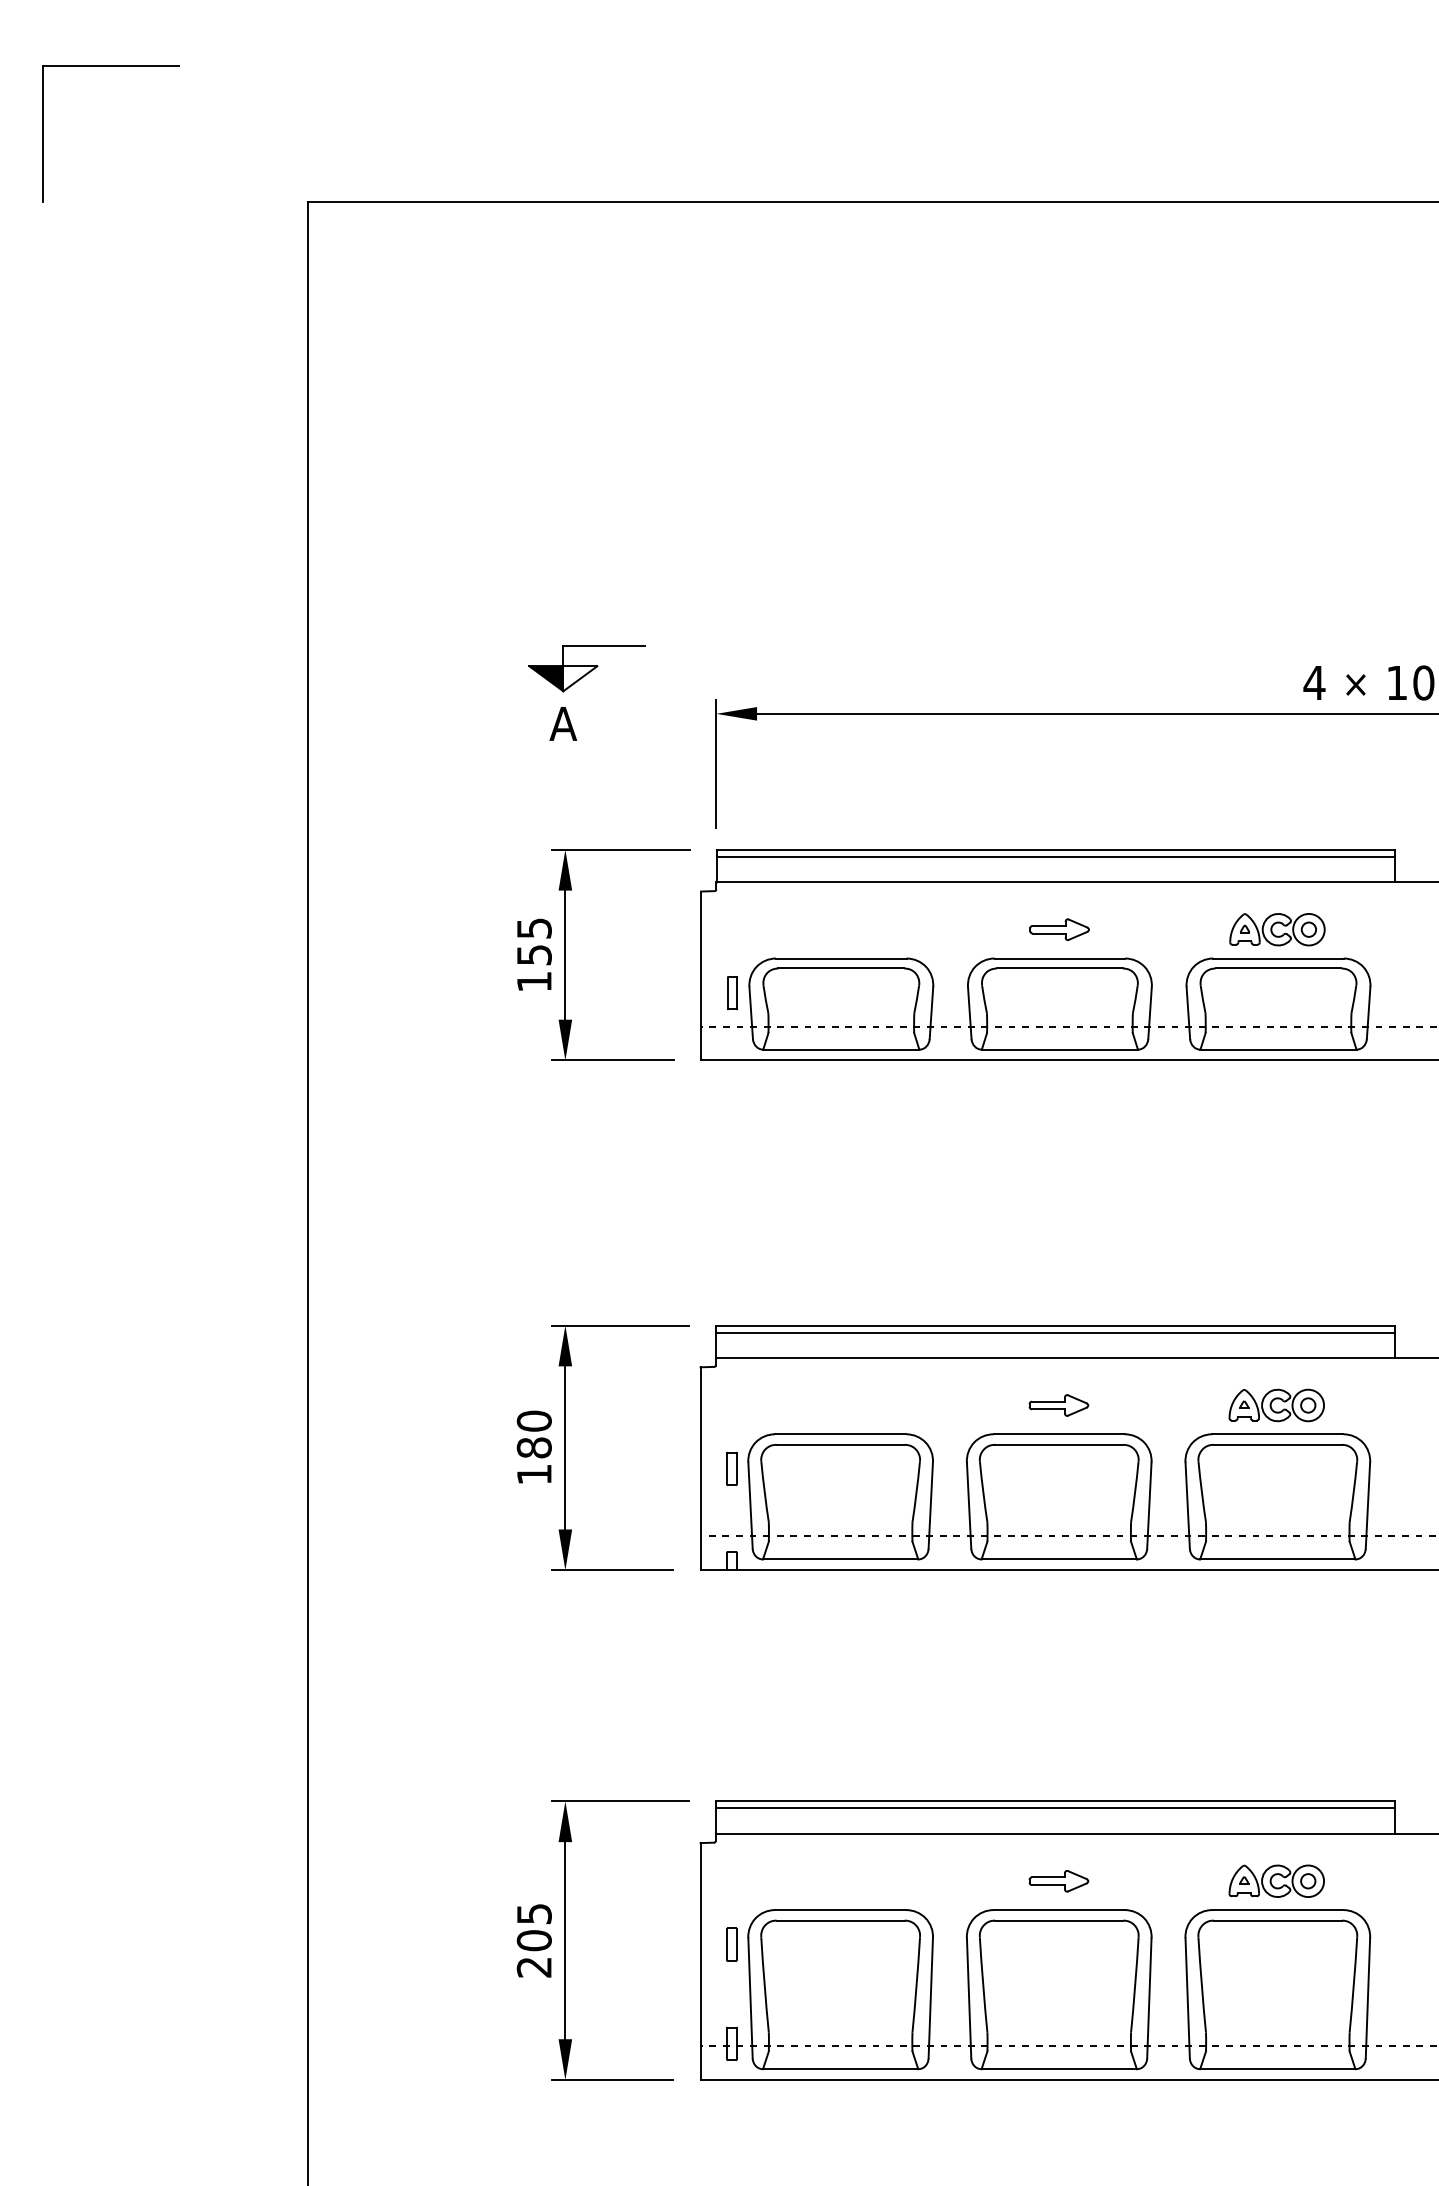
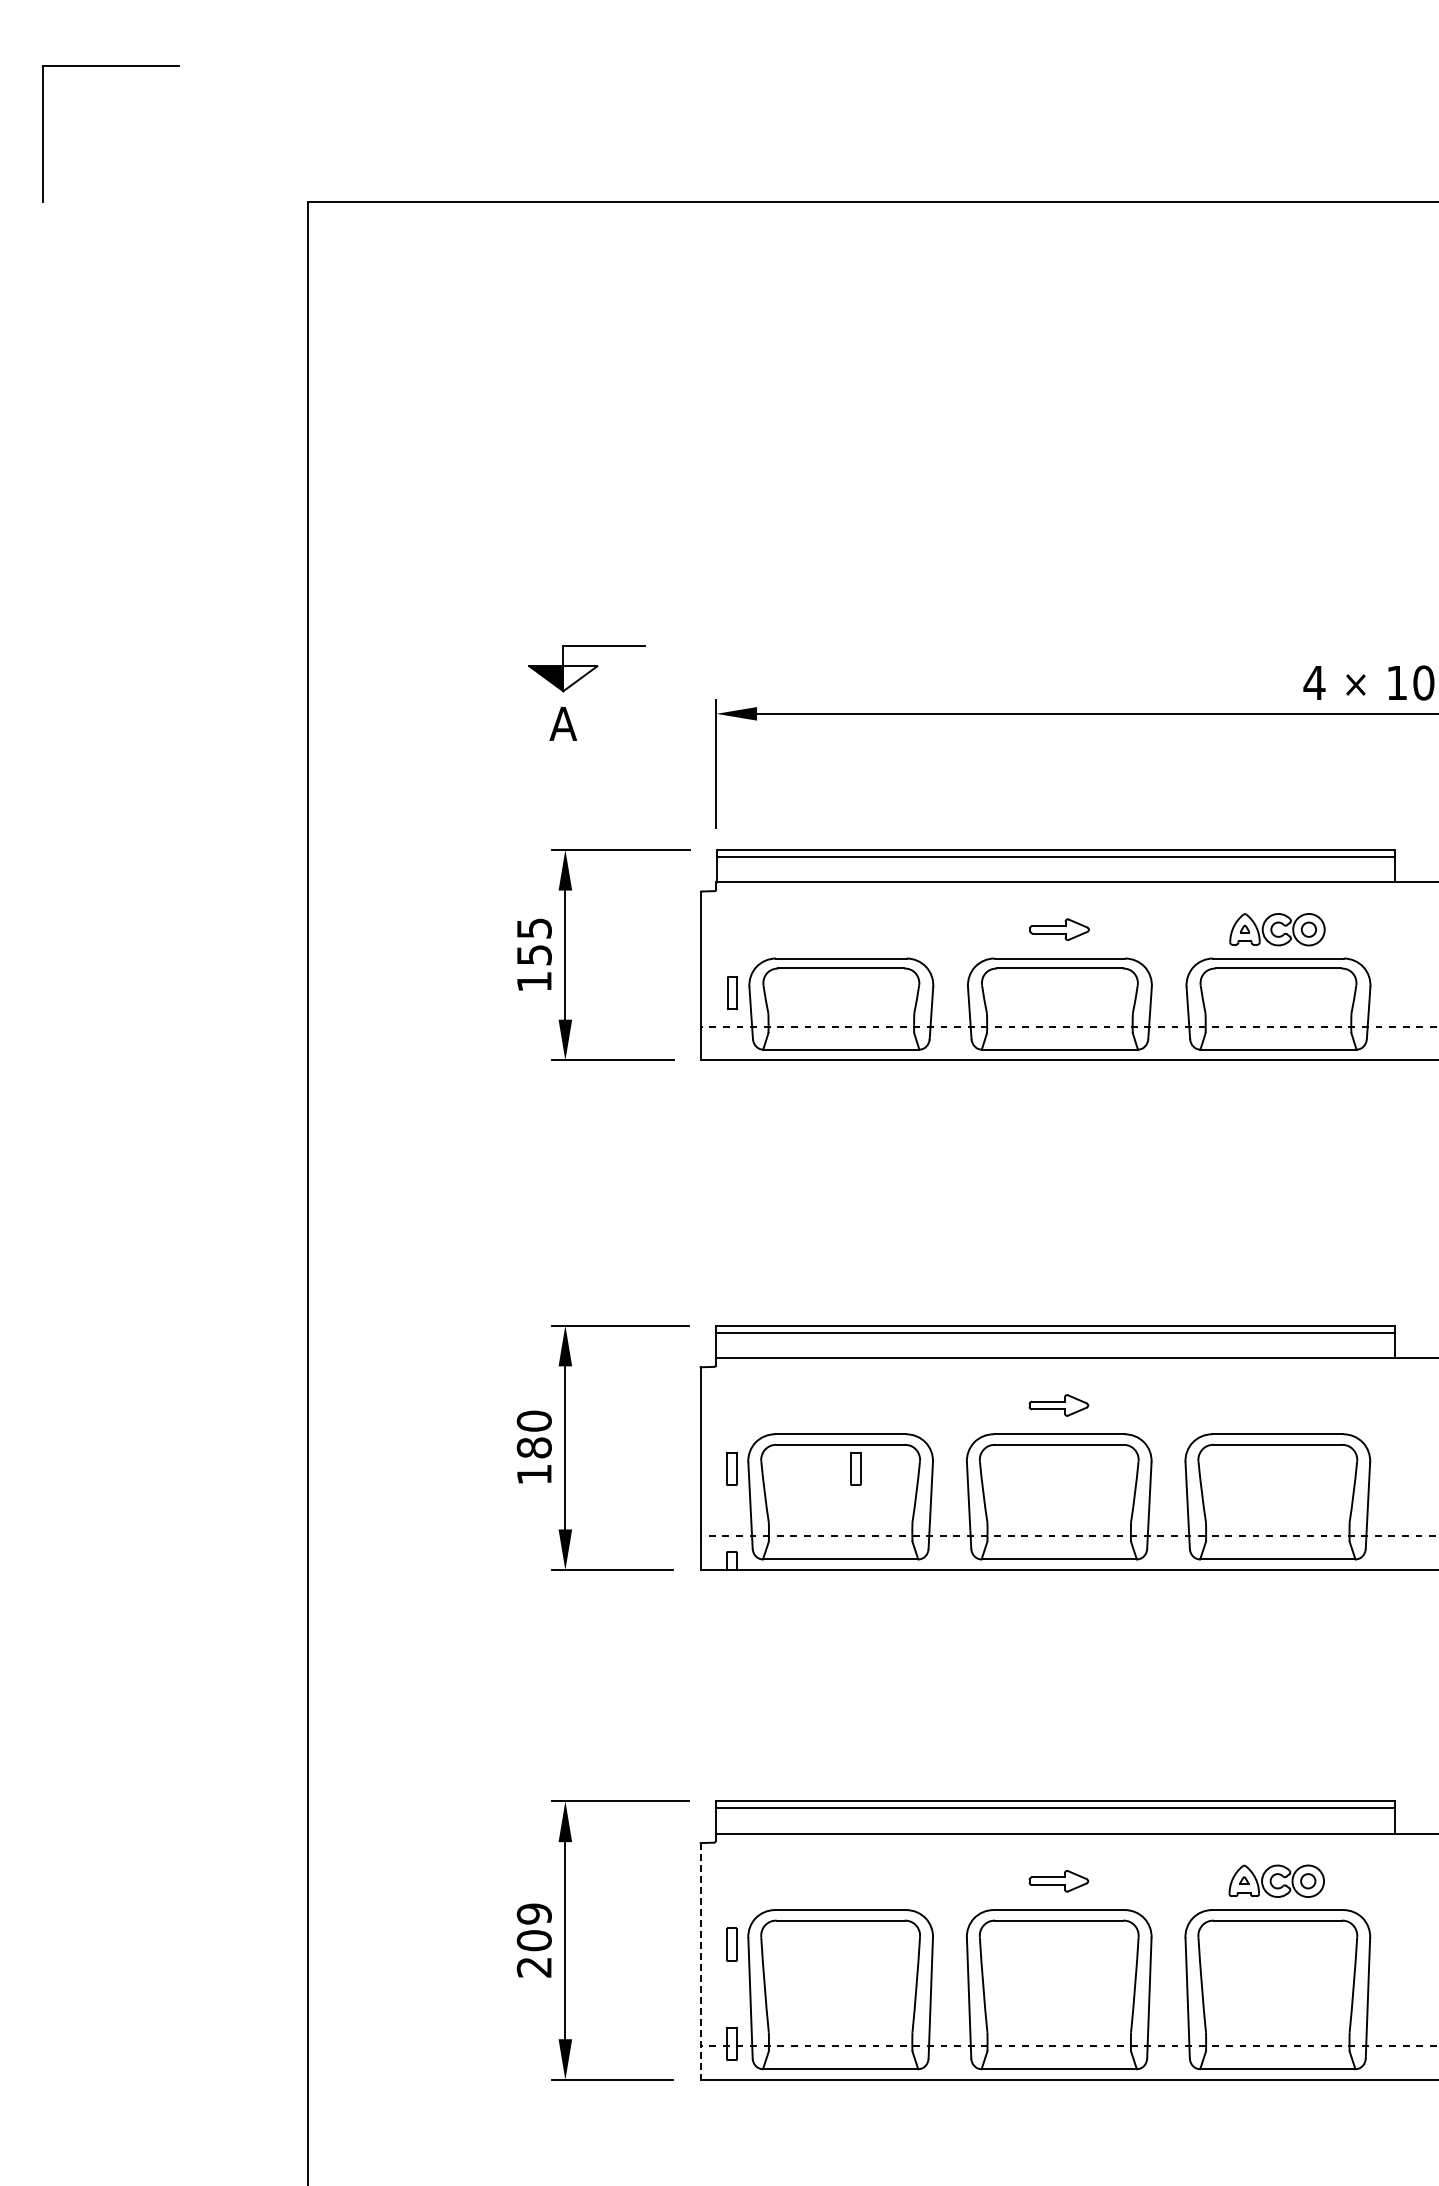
part: present -> none (1276, 1405)
part: none -> present (855, 1468)
text: 205 -> 209 (533, 1913)
line: solid -> dashed (700, 1962)
